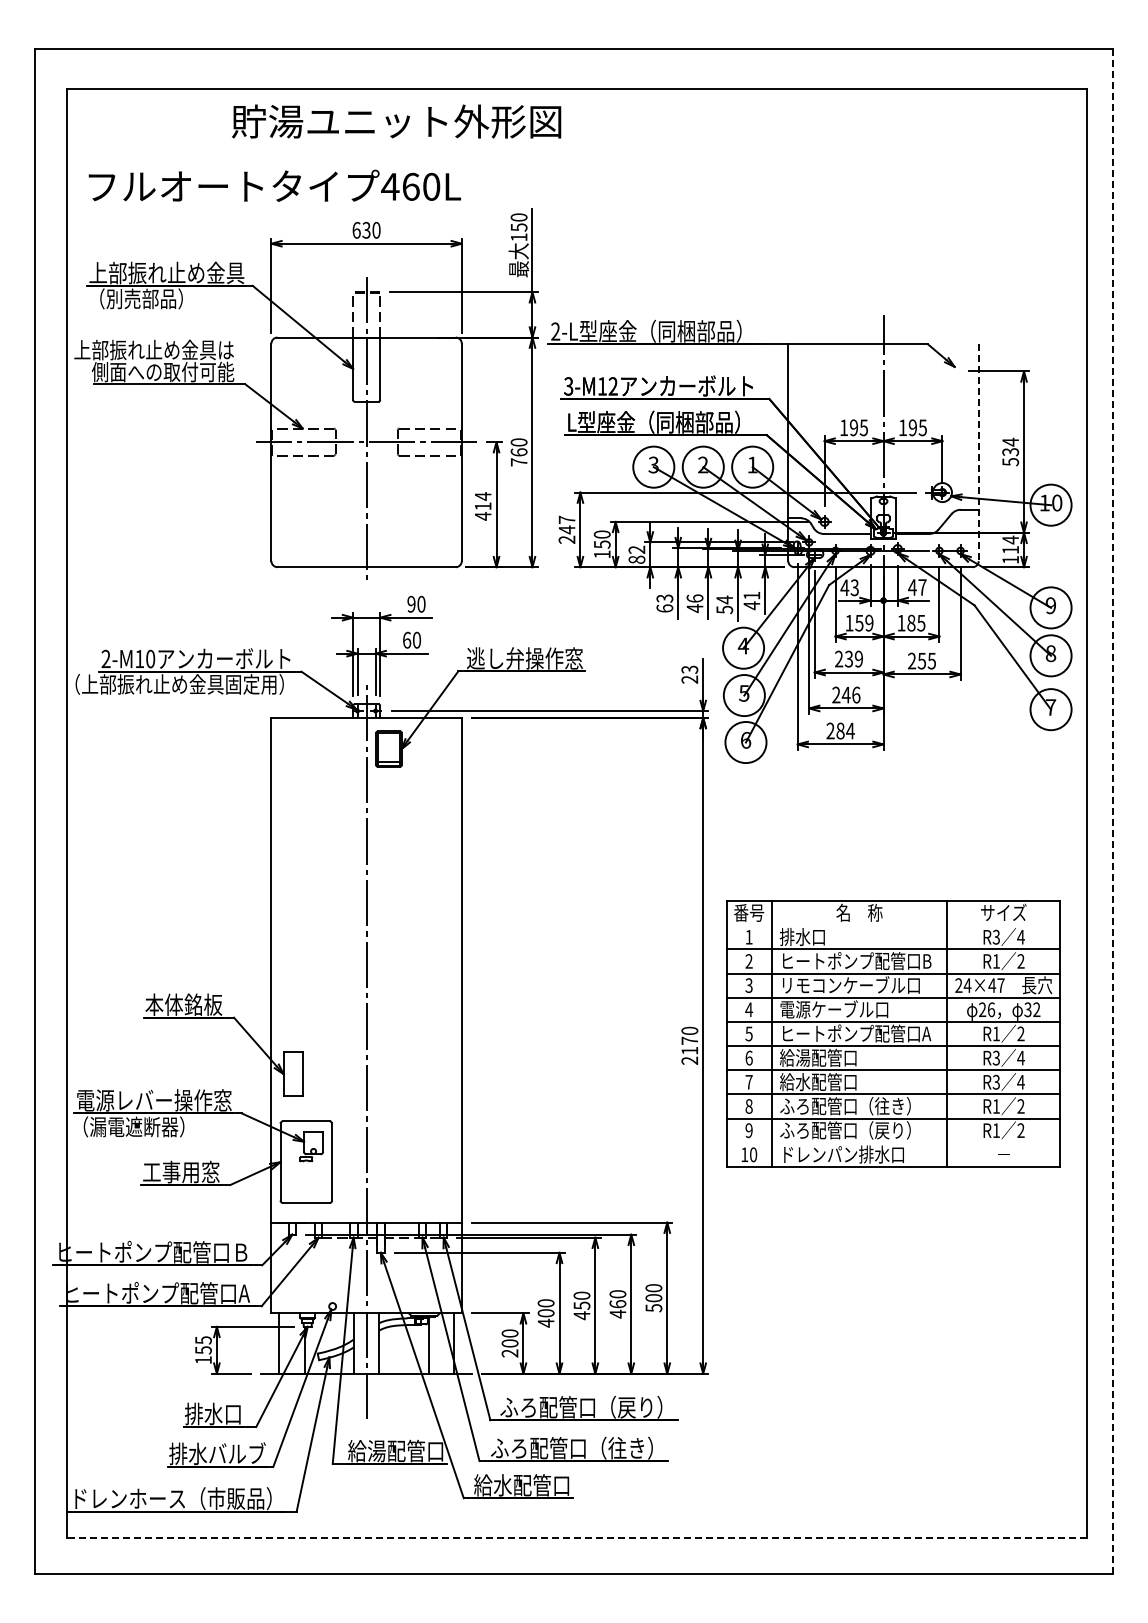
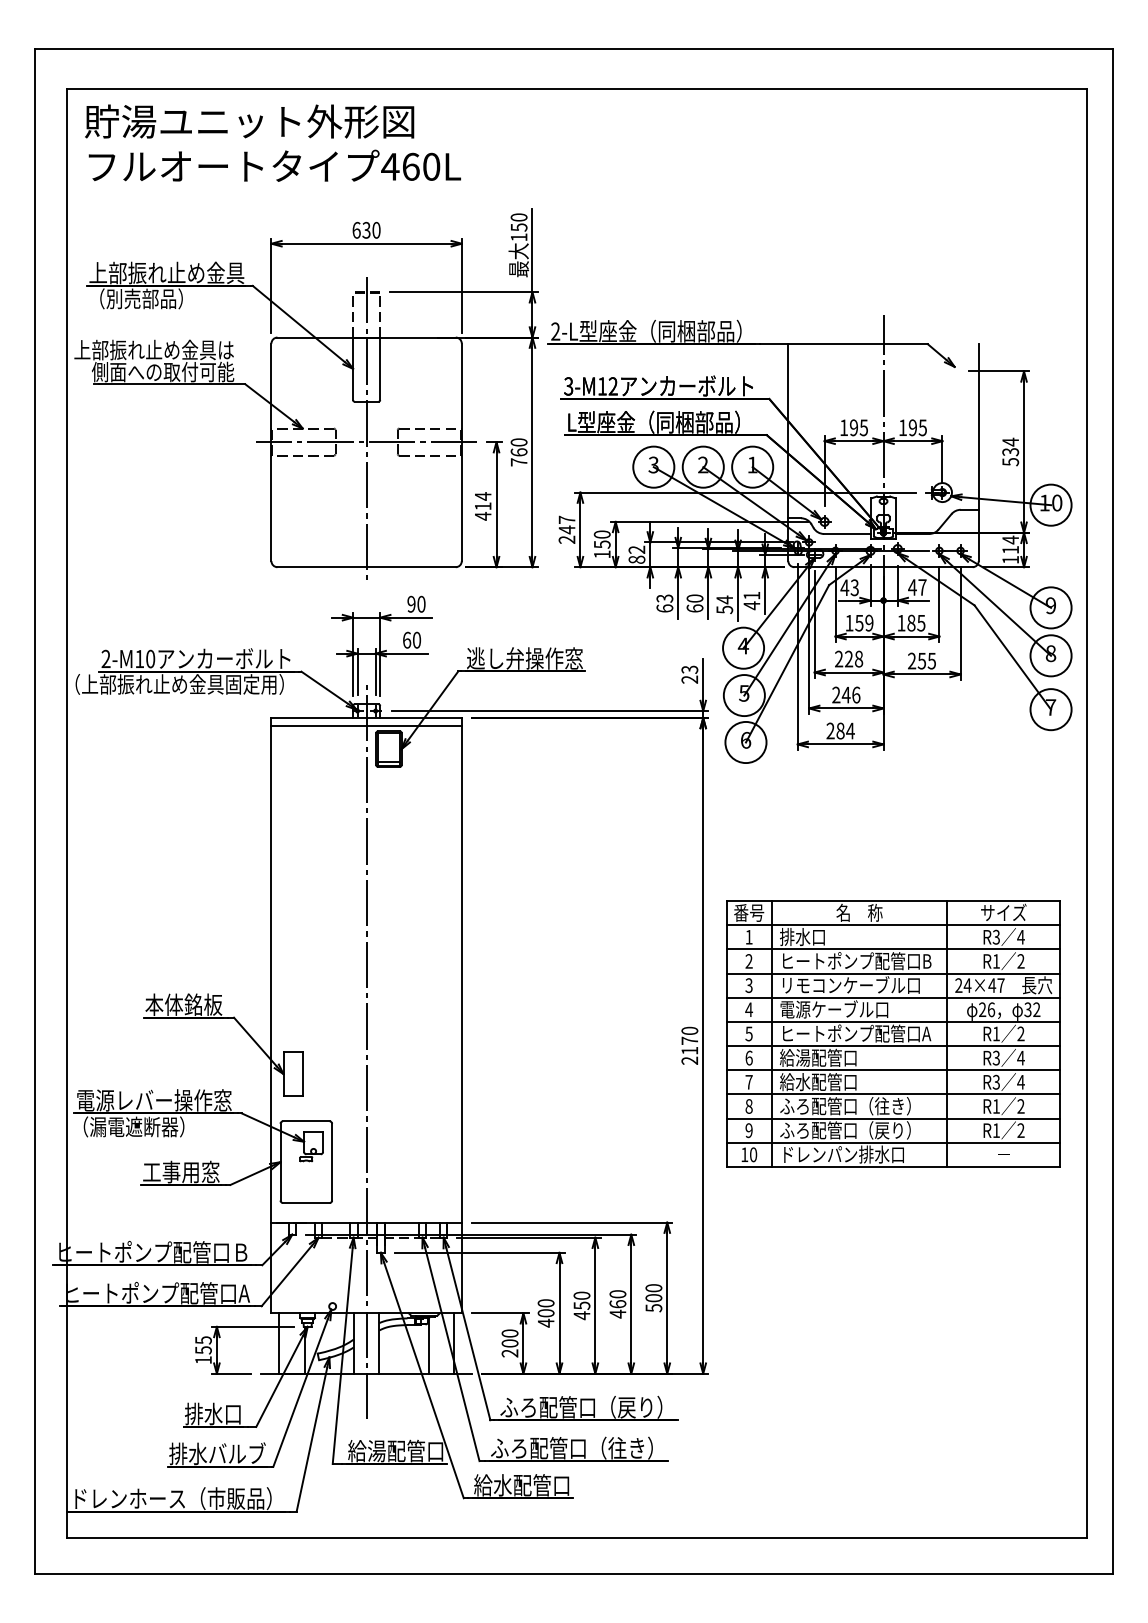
text position: (396, 121) -> (249, 121) (249, 121)
text position: (274, 185) -> (274, 165) (274, 165)
line: dashed -> solid (978, 452)
text: 46 -> 60 (694, 603)
text: 239 -> 228 (853, 658)
line: none -> present (366, 725)
line: dashed -> solid (1113, 811)
line: none -> present (893, 925)
line: none -> present (893, 1142)
line: dashed -> solid (577, 1538)
